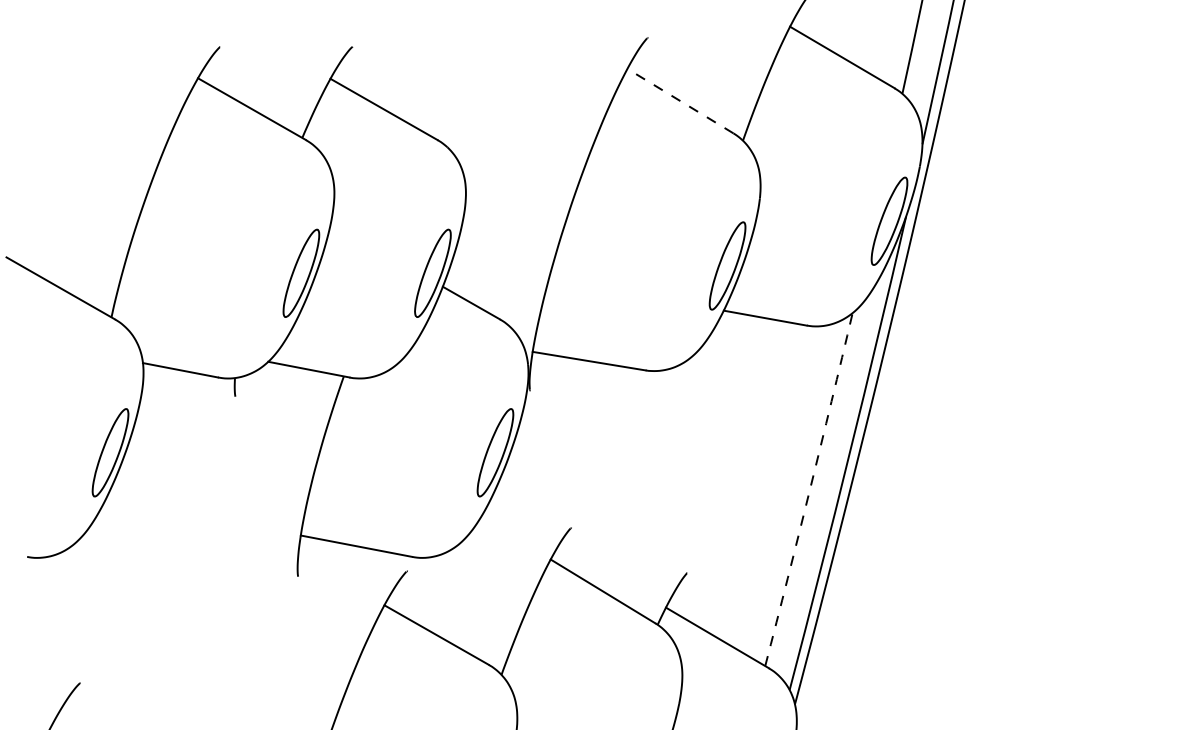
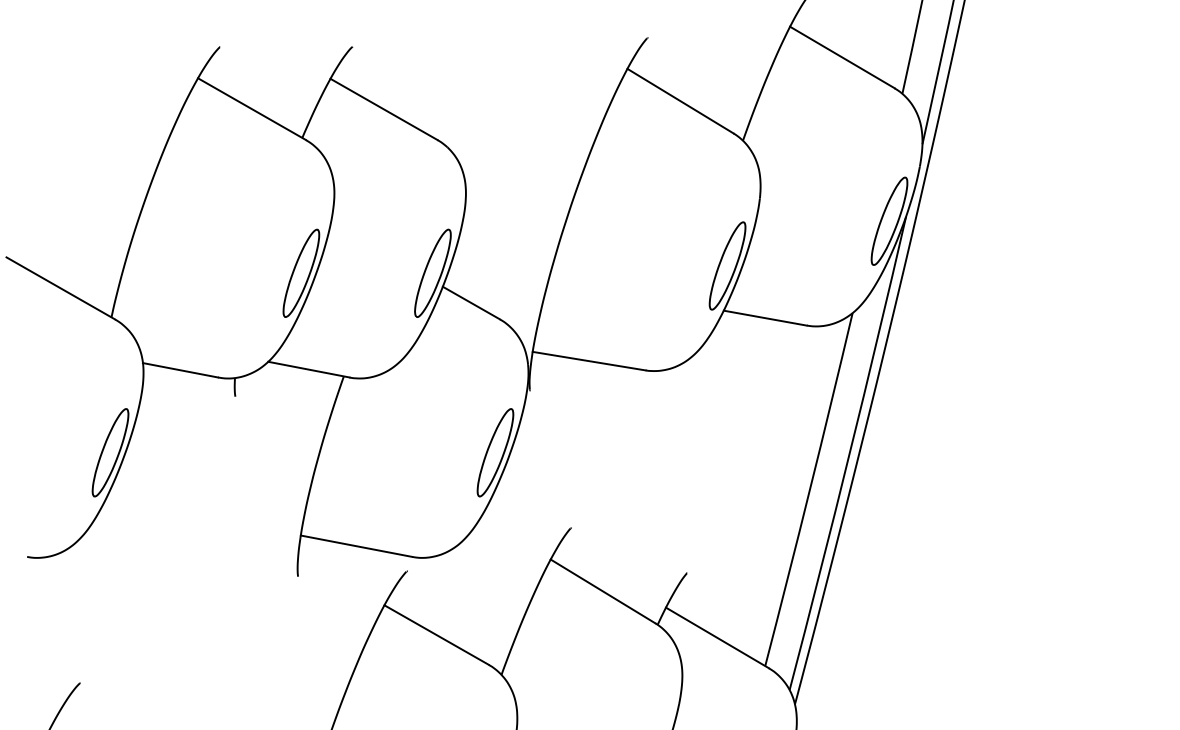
line: dashed -> solid (680, 100)
arc: dashed -> solid (809, 489)
